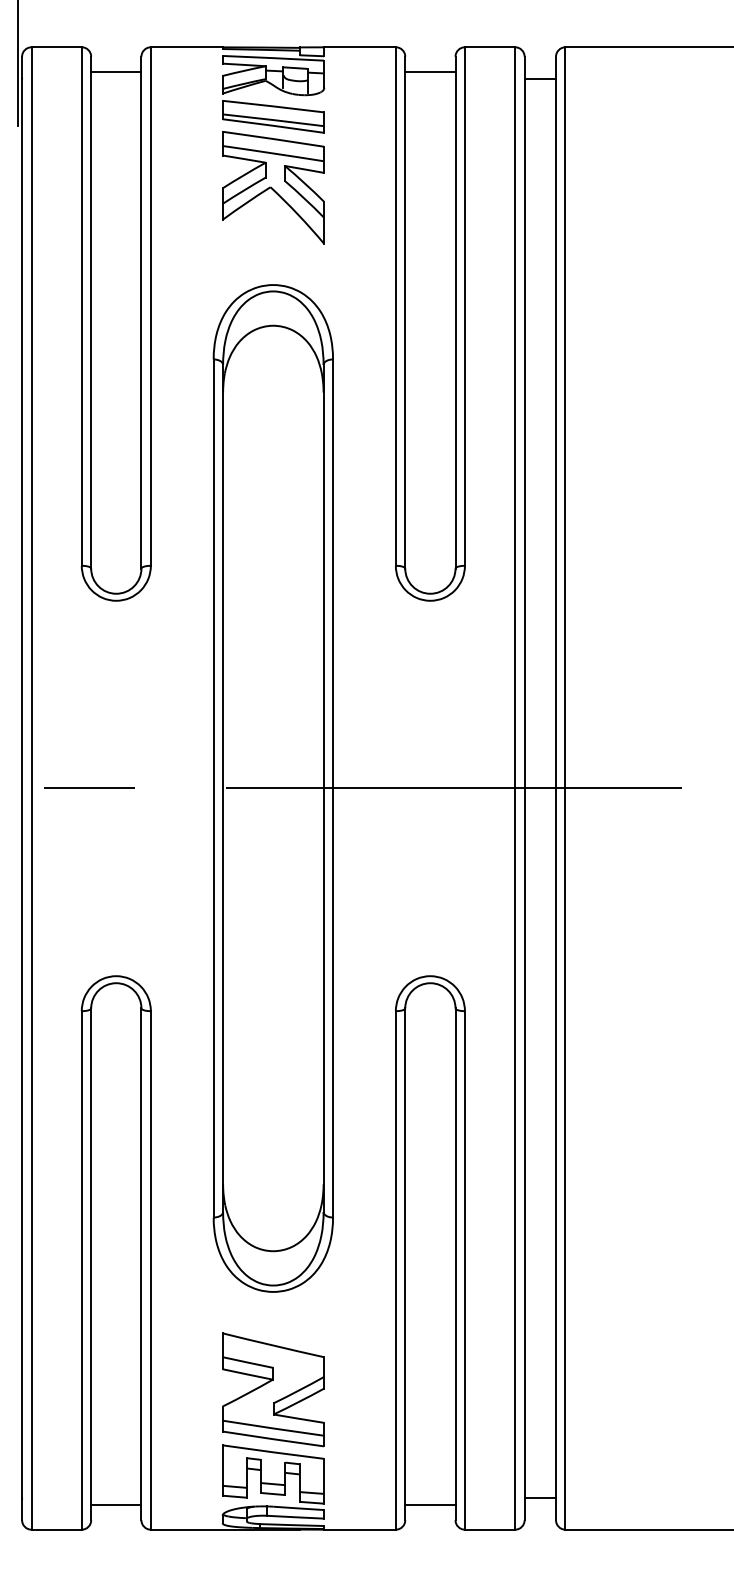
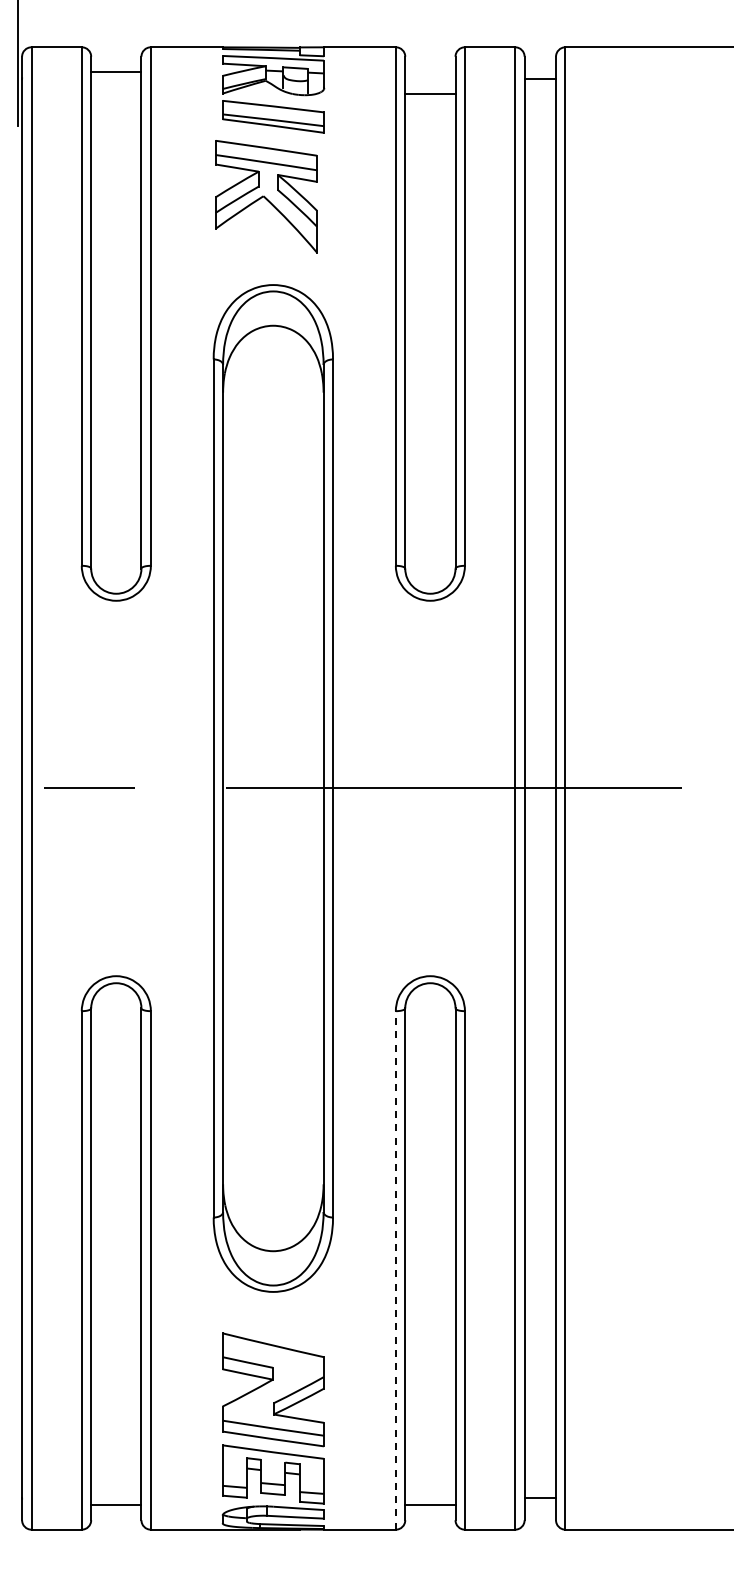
line position: (430, 72) -> (430, 94) (430, 94)
part position: (273, 187) -> (266, 196) (266, 196)
line: solid -> dashed (395, 1269)
